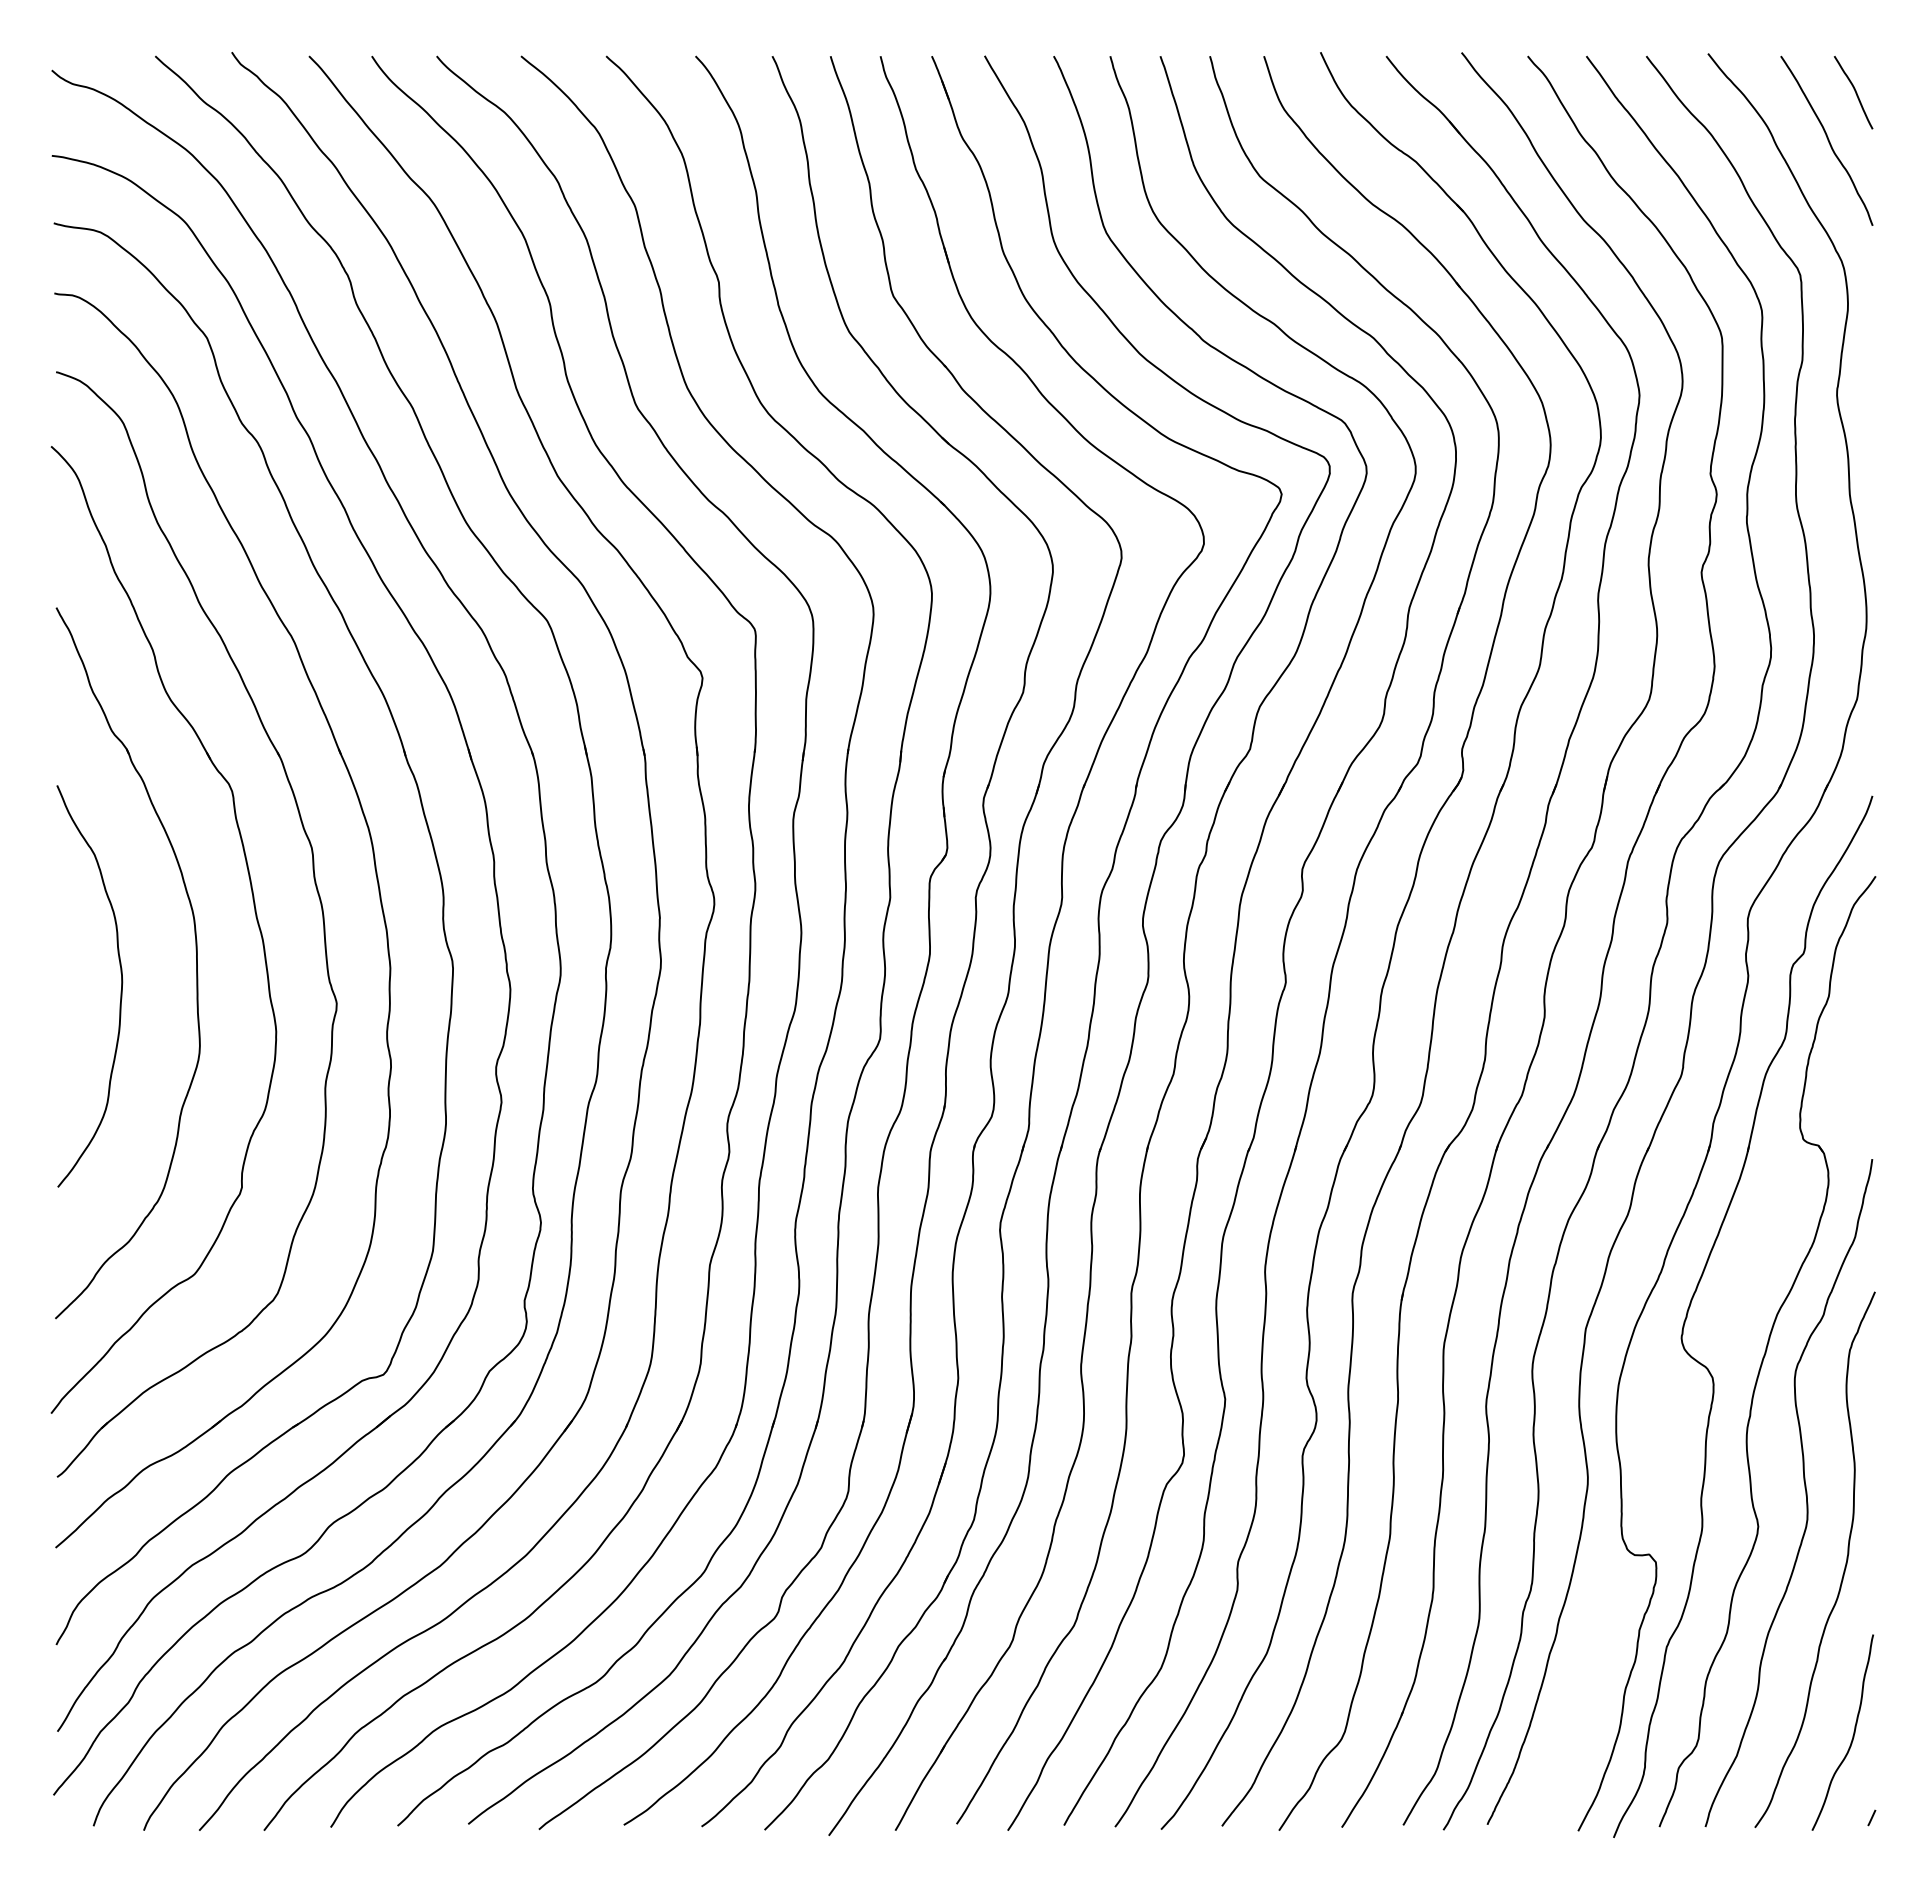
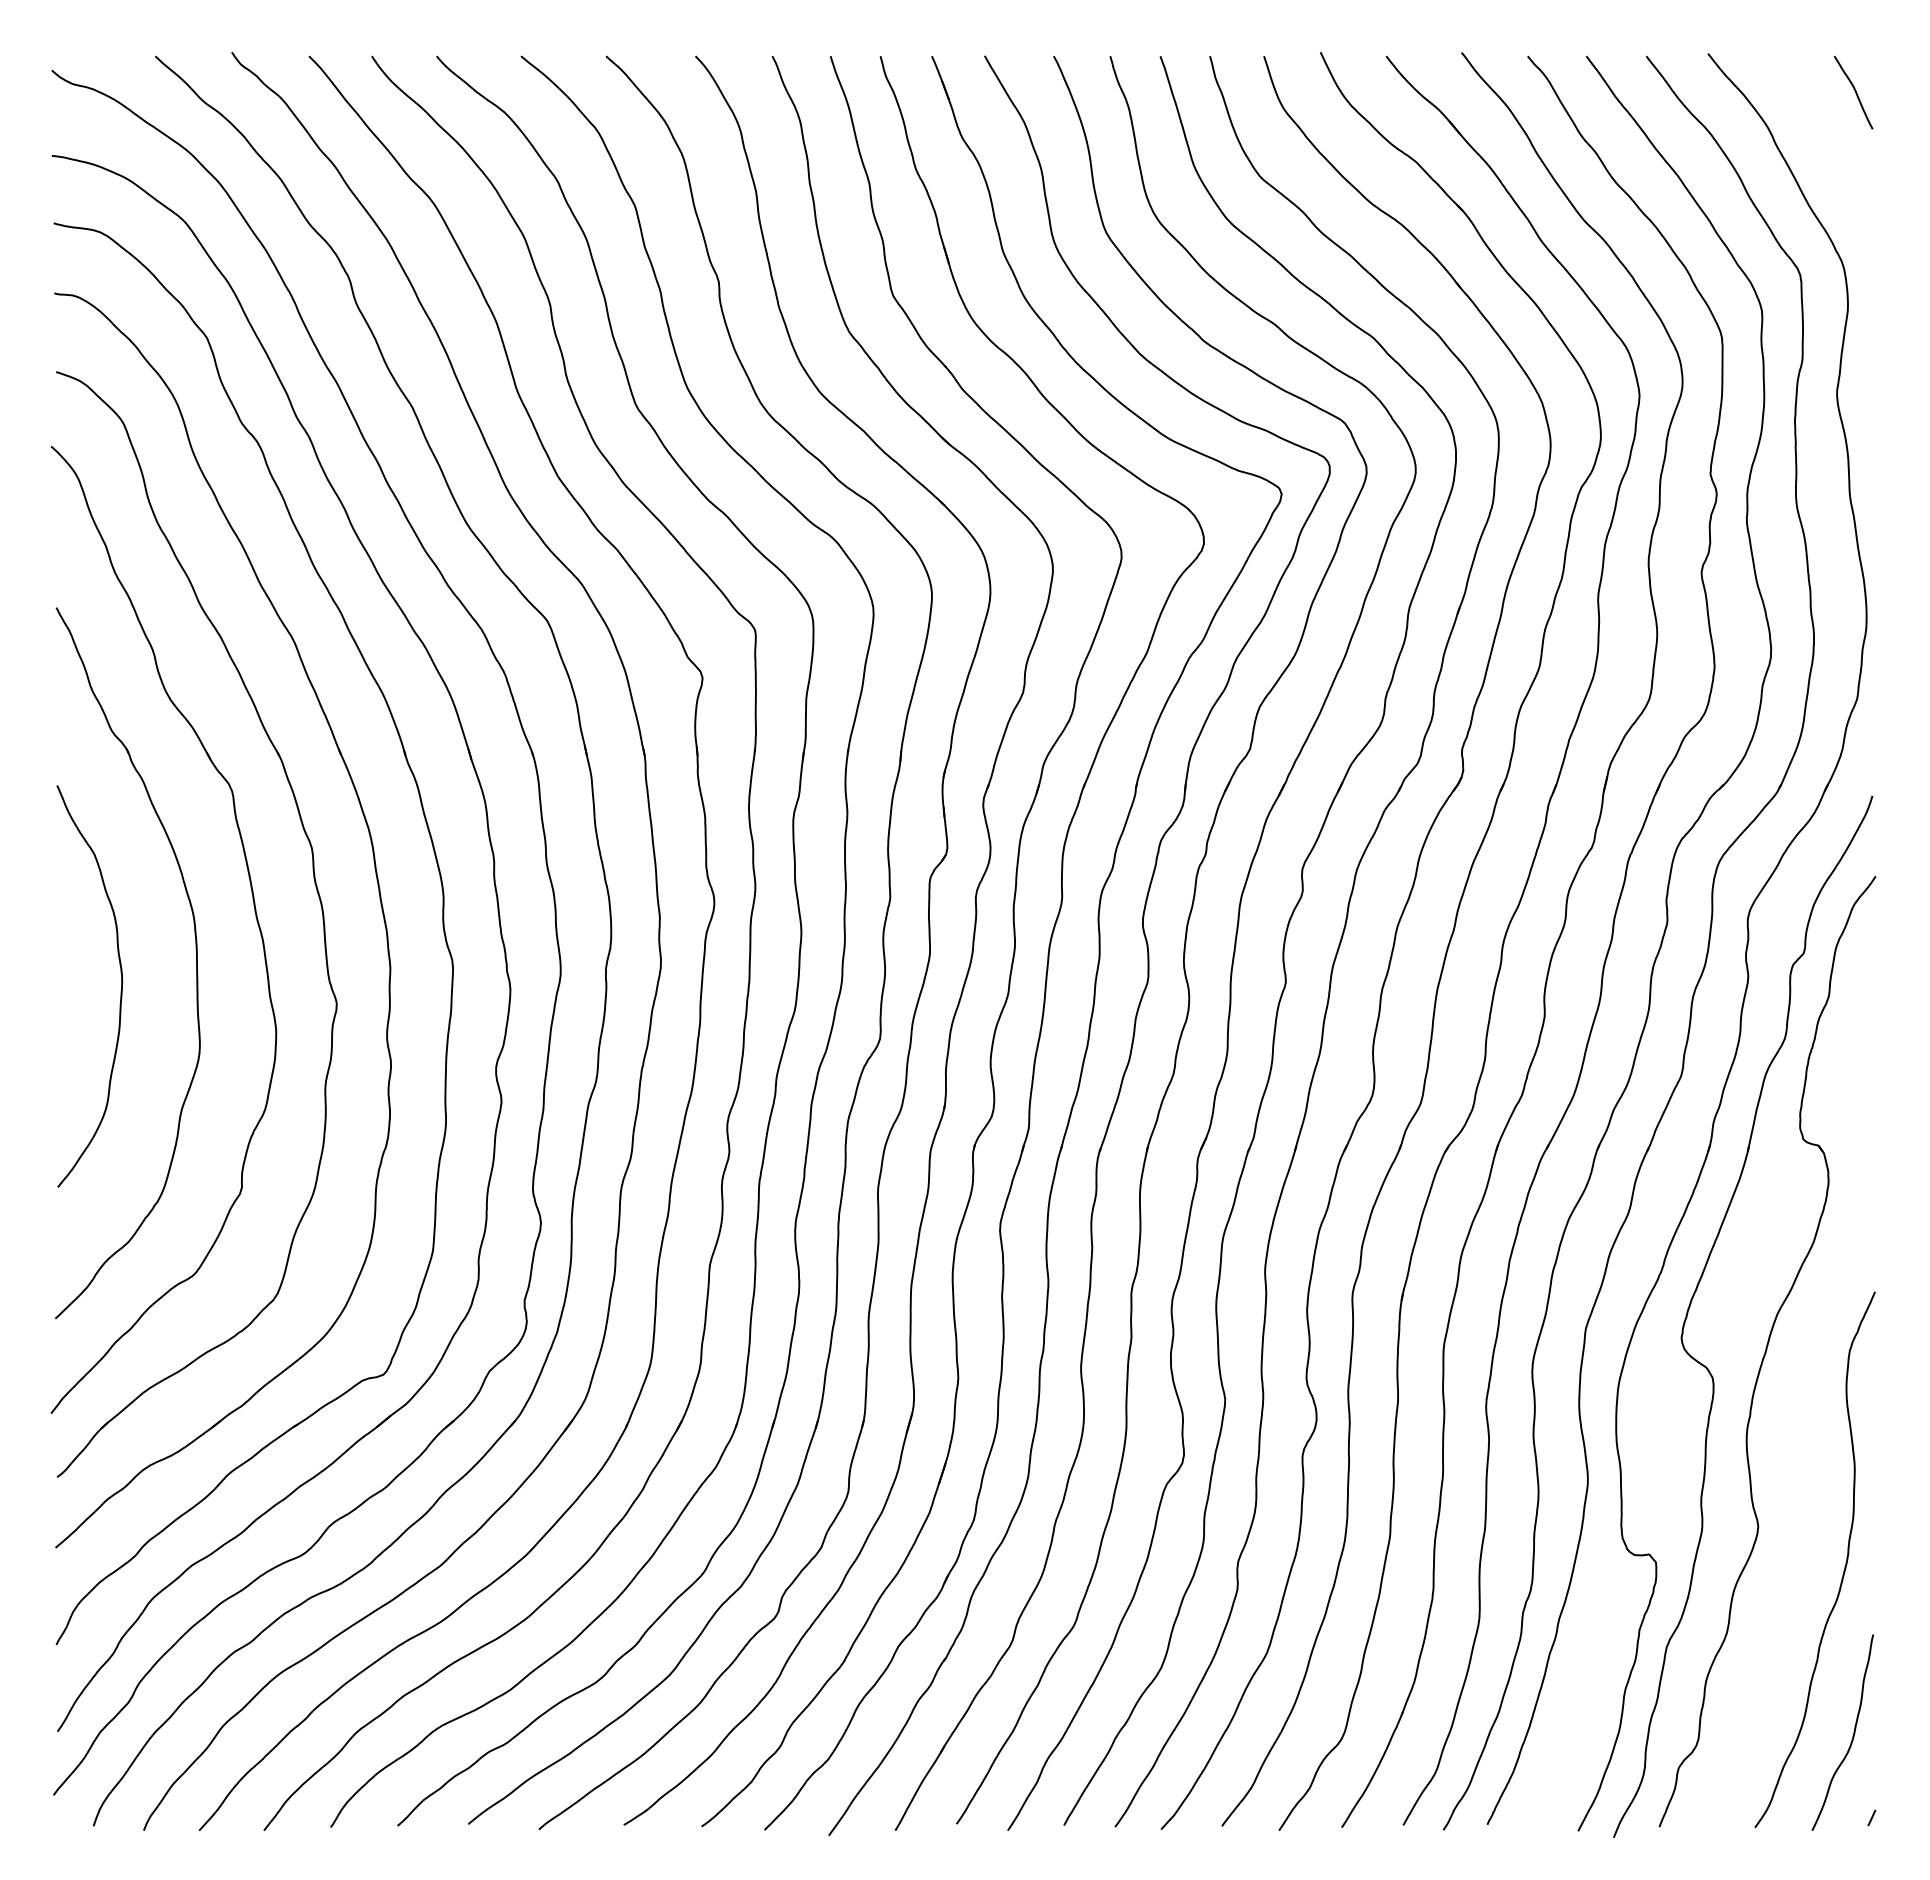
curve: present -> none (1827, 140)
curve: present -> none (1804, 1488)
